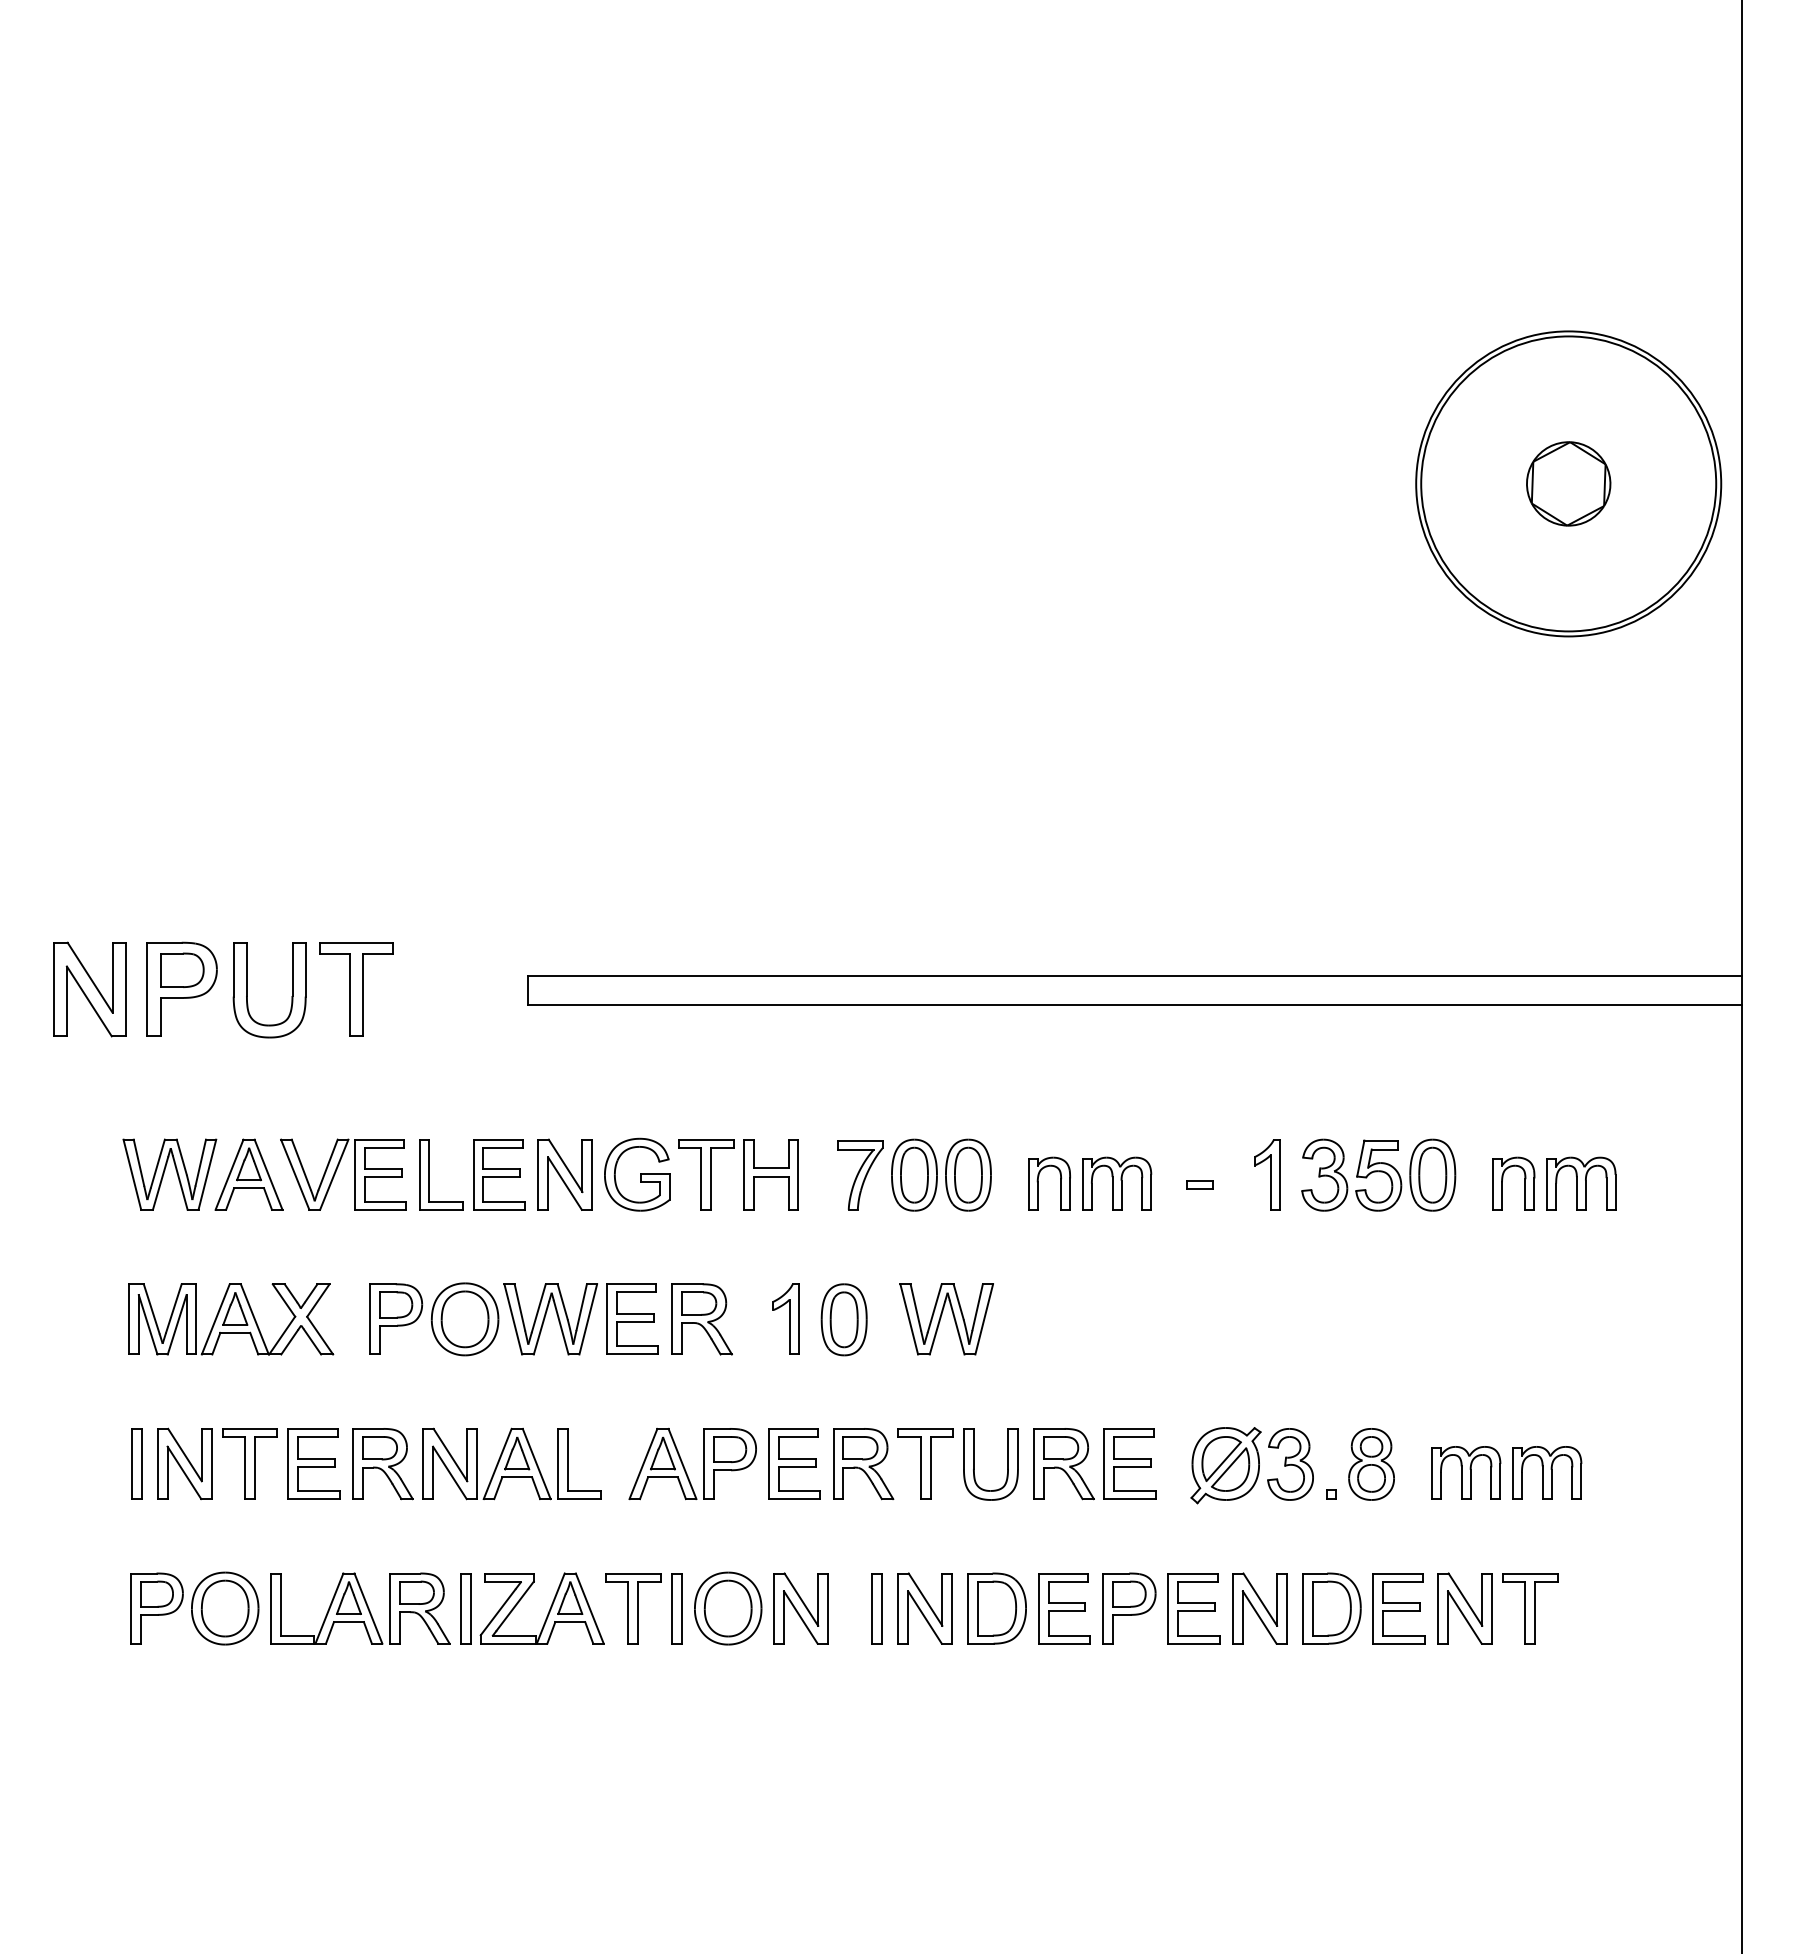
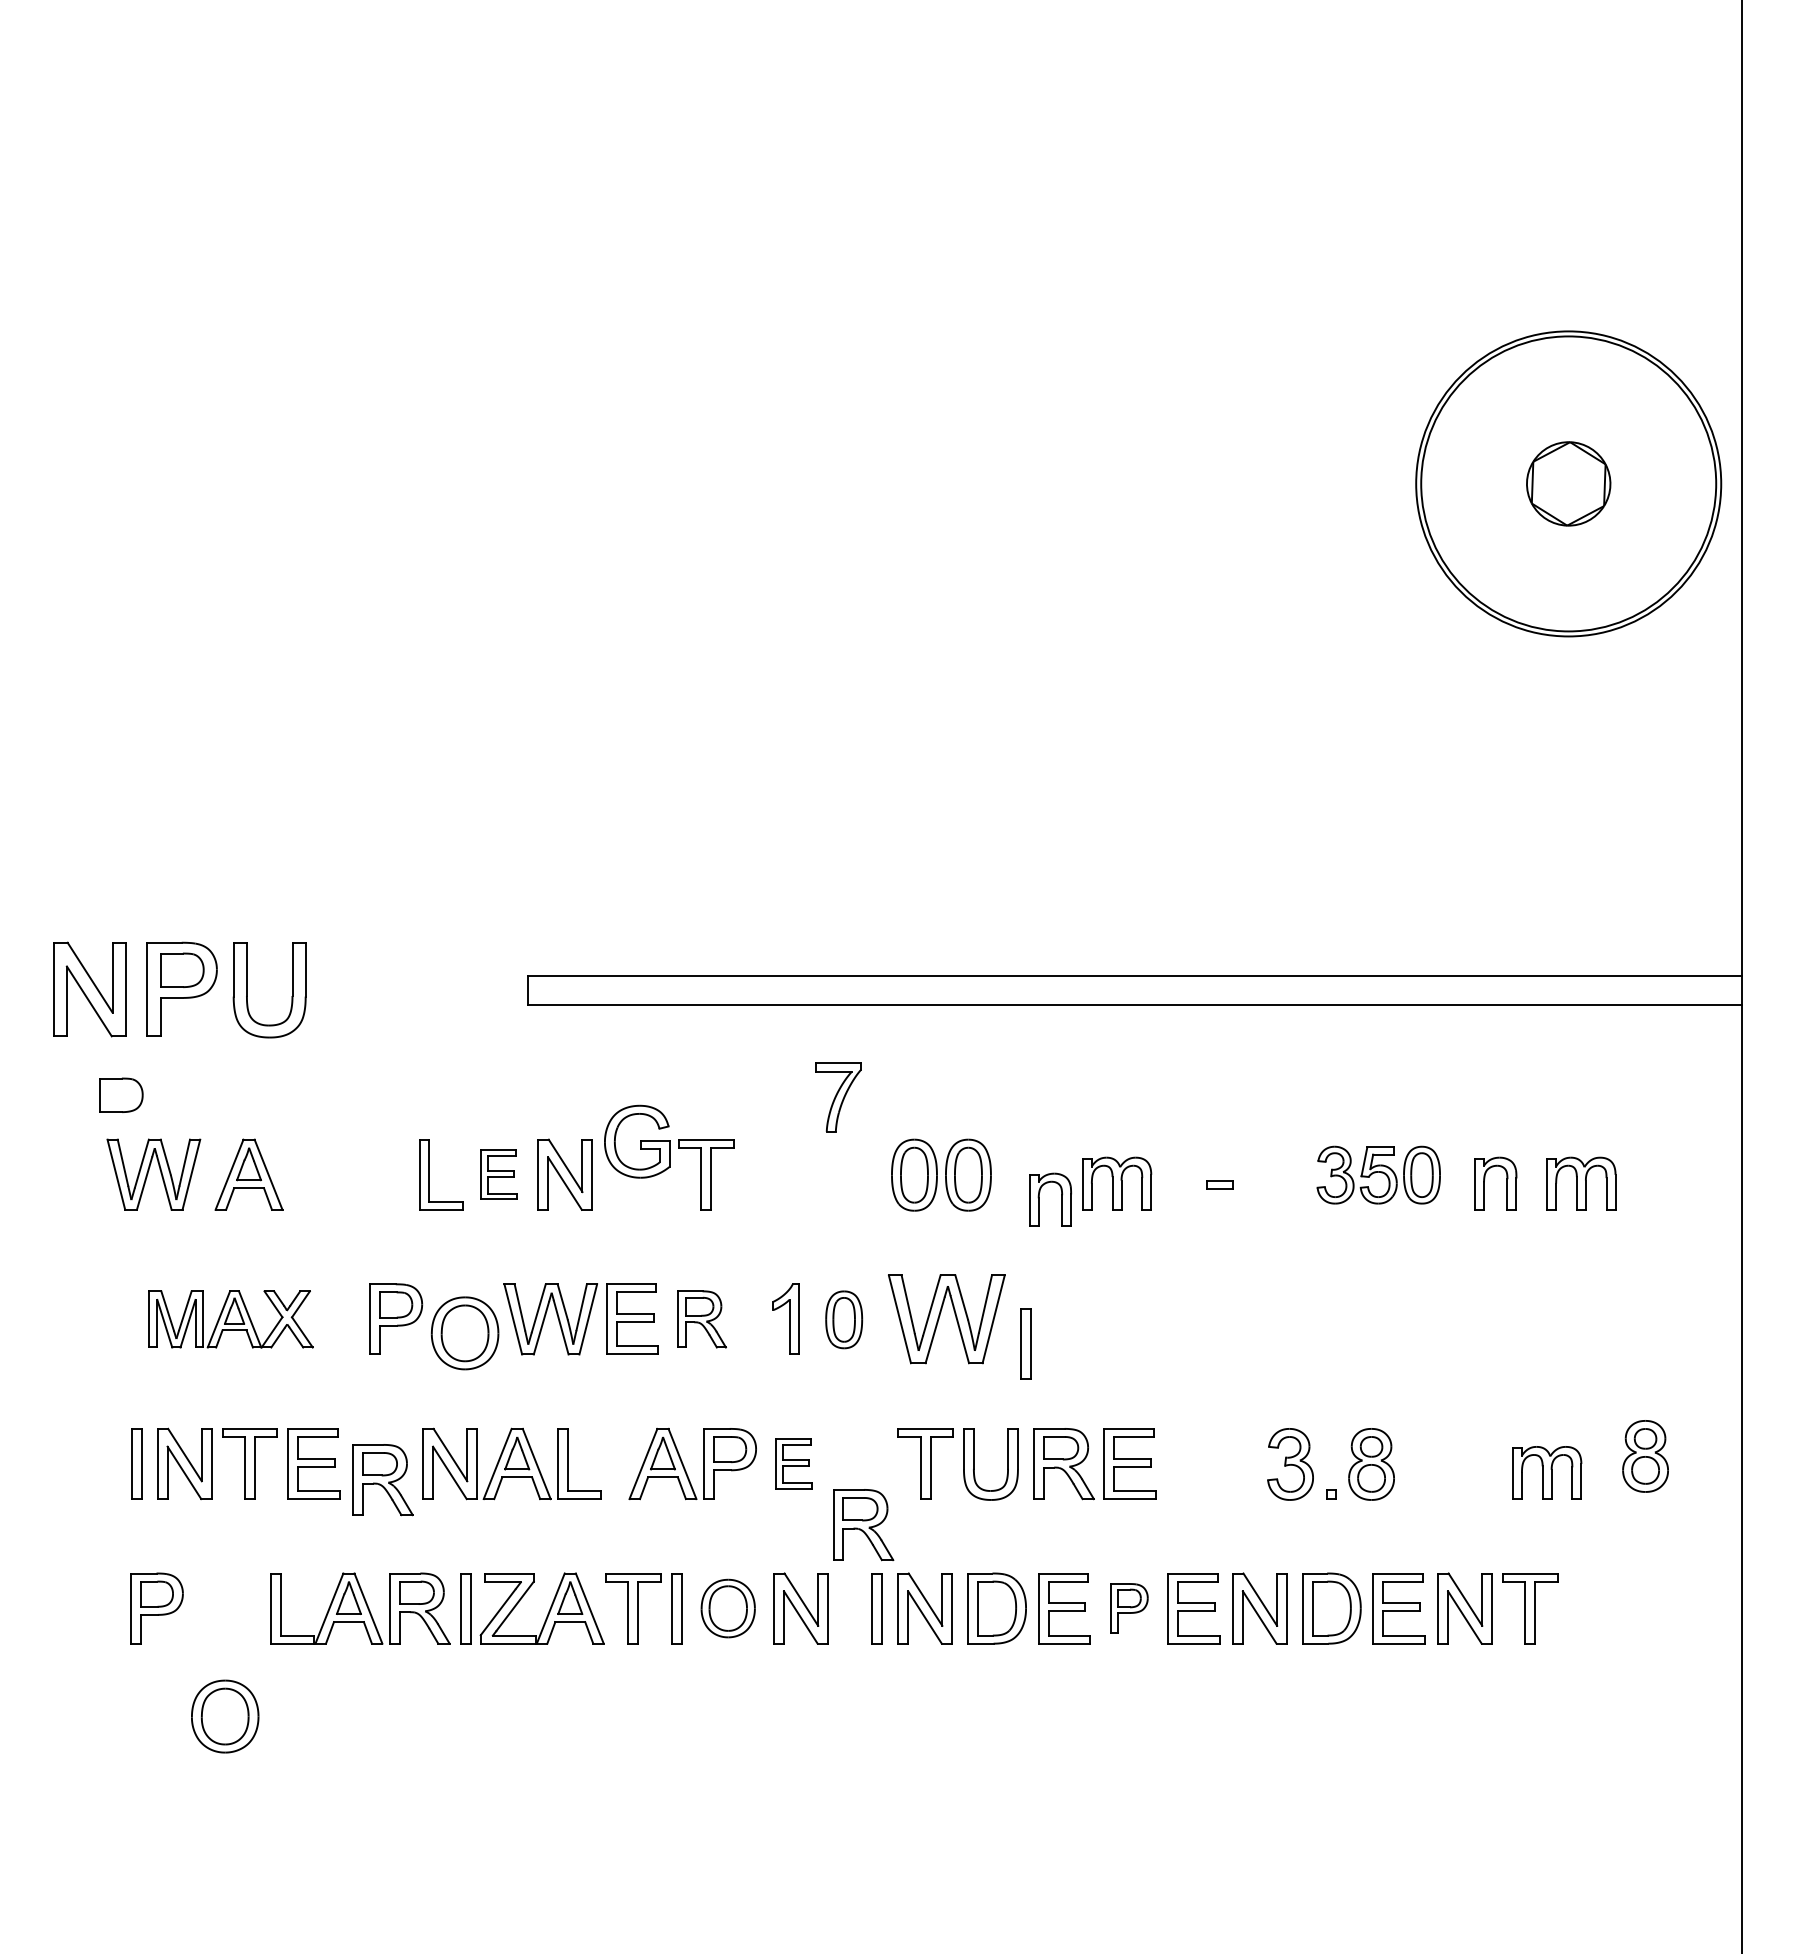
part: present -> none (356, 989)
part: none -> present (121, 1094)
part: present -> none (336, 1172)
part position: (169, 1174) -> (153, 1174) (153, 1174)
part size: 53x72 px -> 38x51 px (498, 1174)
part position: (637, 1174) -> (637, 1141) (637, 1141)
part: present -> none (770, 1174)
part: present -> none (1267, 1174)
part size: 156x74 px -> 125x60 px (1378, 1174)
part position: (860, 1175) -> (838, 1097) (838, 1097)
part position: (1503, 1179) -> (1485, 1179) (1485, 1179)
part position: (1038, 1183) -> (1039, 1199) (1039, 1199)
part position: (1199, 1184) -> (1219, 1184) (1219, 1184)
part size: 207x73 px -> 166x59 px (230, 1319)
part position: (464, 1319) -> (464, 1333) (464, 1333)
part size: 62x73 px -> 50x59 px (701, 1319)
part size: 48x74 px -> 39x60 px (844, 1319)
part size: 95x73 px -> 118x91 px (946, 1319)
part: none -> present (1025, 1343)
part: none -> present (1645, 1456)
part size: 53x72 px -> 38x52 px (793, 1463)
part position: (382, 1464) -> (382, 1480) (382, 1480)
part position: (863, 1464) -> (863, 1525) (863, 1525)
part: present -> none (1225, 1465)
part: present -> none (1466, 1472)
part position: (225, 1608) -> (225, 1716) (225, 1716)
part size: 69x75 px -> 56x61 px (727, 1608)
part size: 55x73 px -> 39x51 px (1129, 1608)
